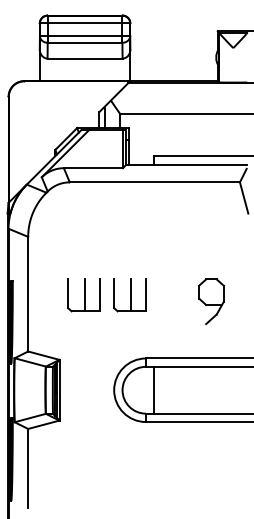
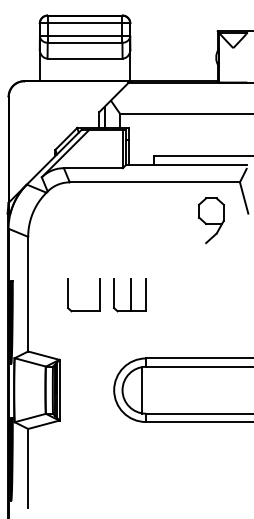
line: present -> none (84, 295)
part position: (211, 301) -> (211, 220) (211, 220)
line position: (153, 389) -> (141, 389) (141, 389)
